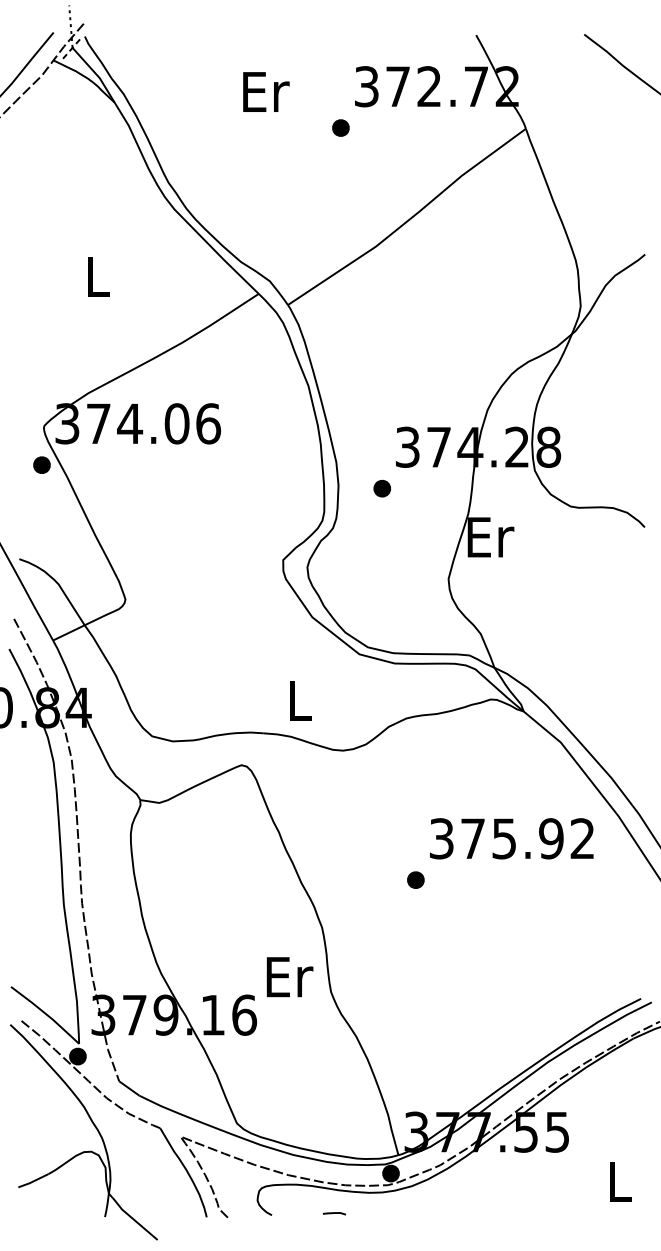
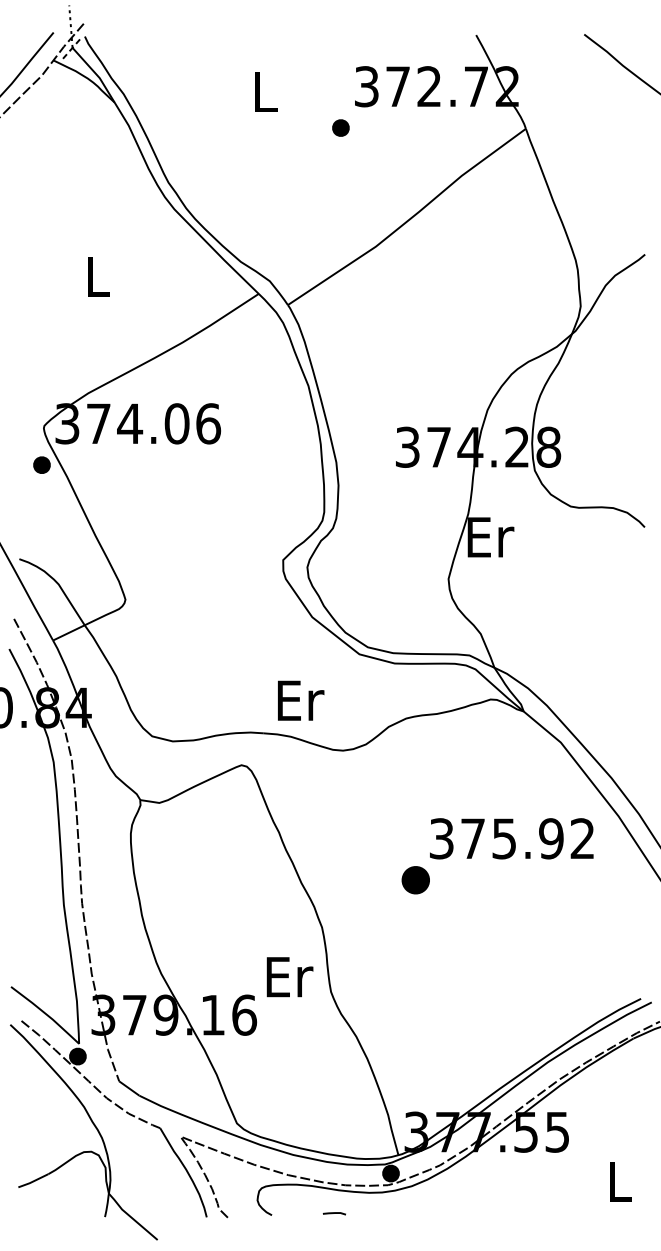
text: Er -> L (266, 91)
part: present -> none (381, 488)
text: L -> Er (300, 700)
part size: 18x18 px -> 29x29 px (415, 880)
